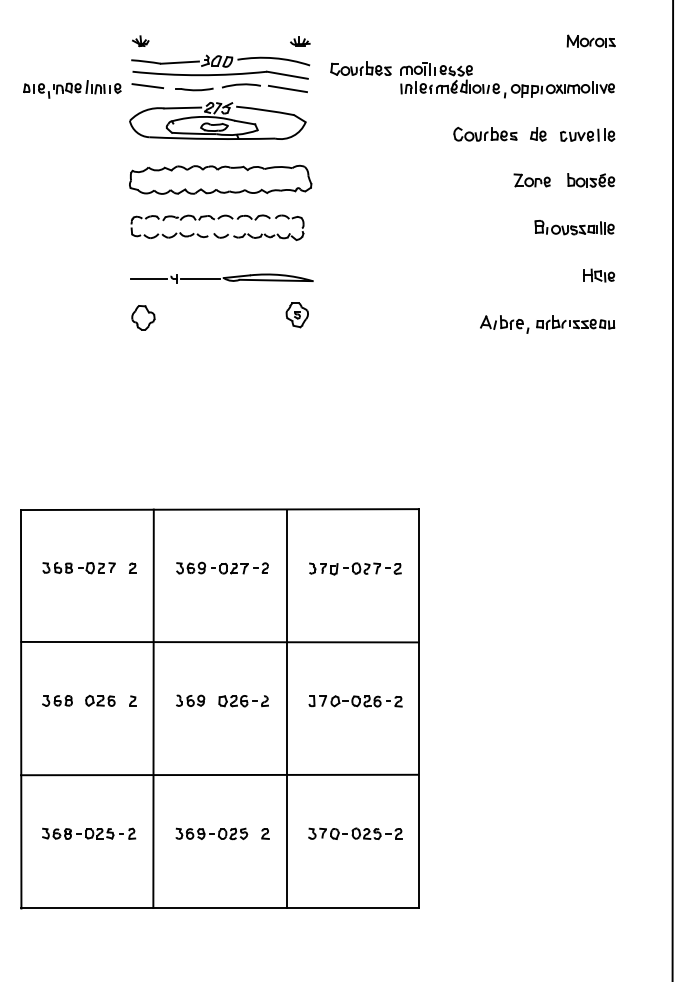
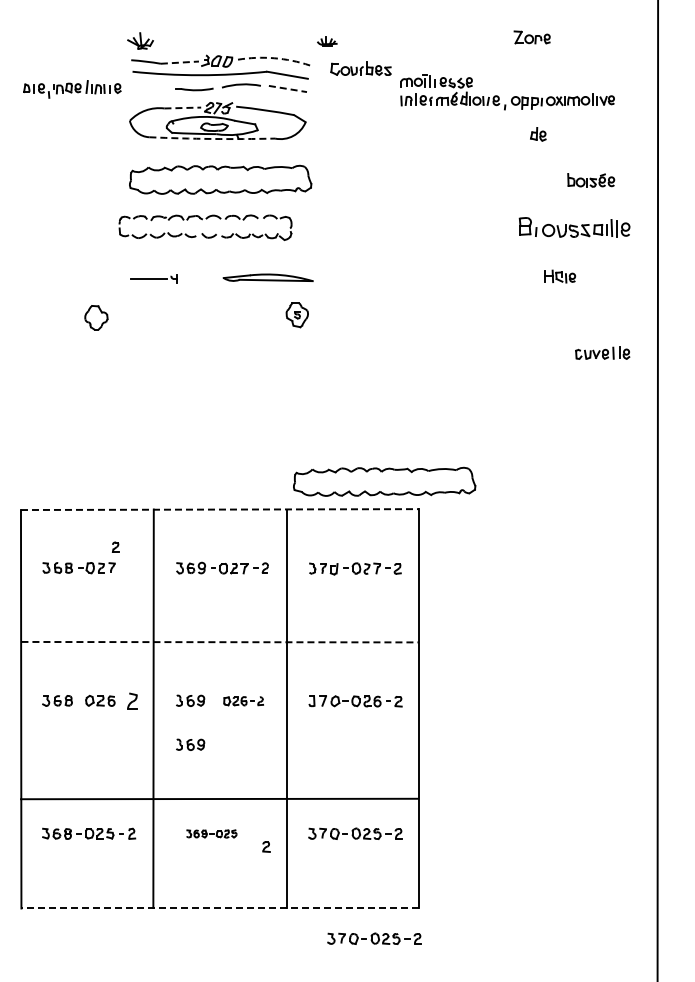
part: present -> none (590, 40)
part size: 18x13 px -> 27x18 px (140, 40)
part position: (300, 41) -> (327, 41) (327, 41)
arc: solid -> dashed (274, 58)
line: solid -> dashed (180, 62)
part position: (512, 85) -> (512, 97) (512, 97)
line: present -> none (147, 86)
line: solid -> dashed (288, 89)
line: solid -> dashed (183, 108)
part: present -> none (485, 133)
part position: (587, 134) -> (602, 352) (602, 352)
arc: solid -> dashed (212, 138)
part position: (531, 180) -> (531, 37) (531, 37)
part size: 81x16 px -> 113x21 px (574, 227)
part position: (215, 233) -> (203, 233) (203, 233)
part position: (599, 275) -> (560, 276) (560, 276)
line: present -> none (200, 278)
part position: (143, 317) -> (96, 317) (96, 317)
part: present -> none (547, 324)
part: none -> present (384, 481)
line position: (672, 490) -> (657, 490) (657, 490)
line: solid -> dashed (220, 509)
part position: (132, 567) -> (115, 546) (115, 546)
line: solid -> dashed (220, 642)
part size: 8x12 px -> 11x18 px (132, 700)
part size: 51x13 px -> 41x11 px (243, 701)
part: none -> present (190, 744)
line position: (219, 774) -> (219, 798) (219, 798)
part size: 74x14 px -> 52x10 px (211, 833)
part position: (265, 833) -> (266, 846) (266, 846)
line: solid -> dashed (220, 908)
part: none -> present (374, 938)
